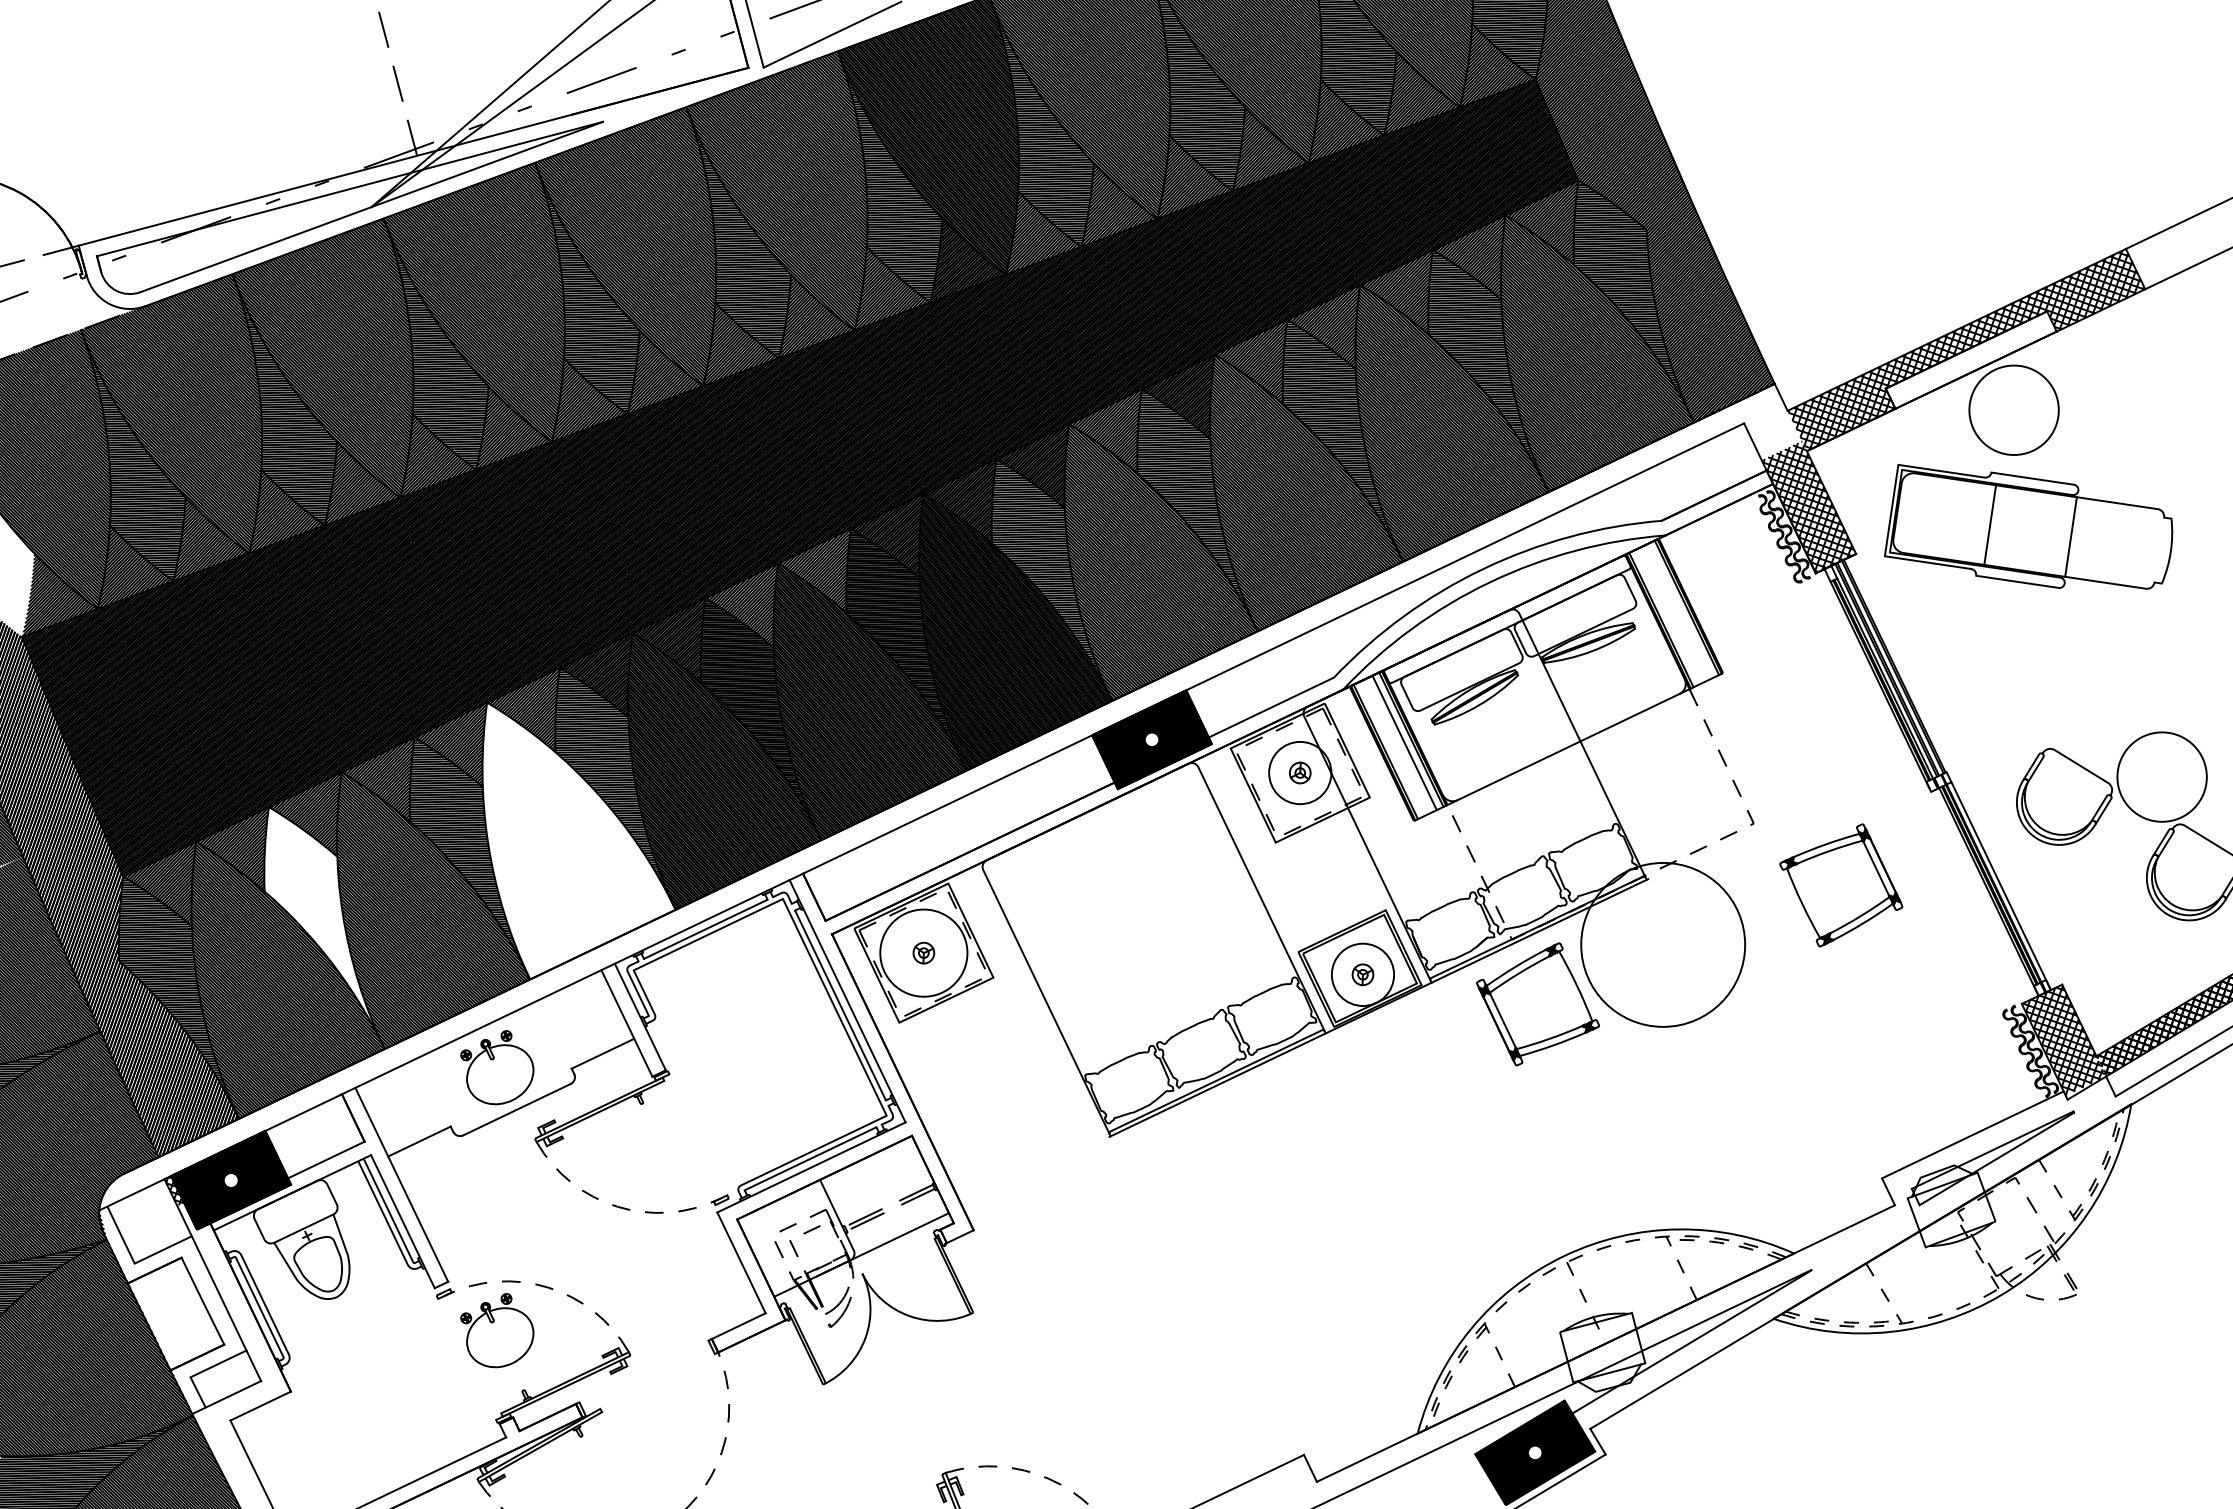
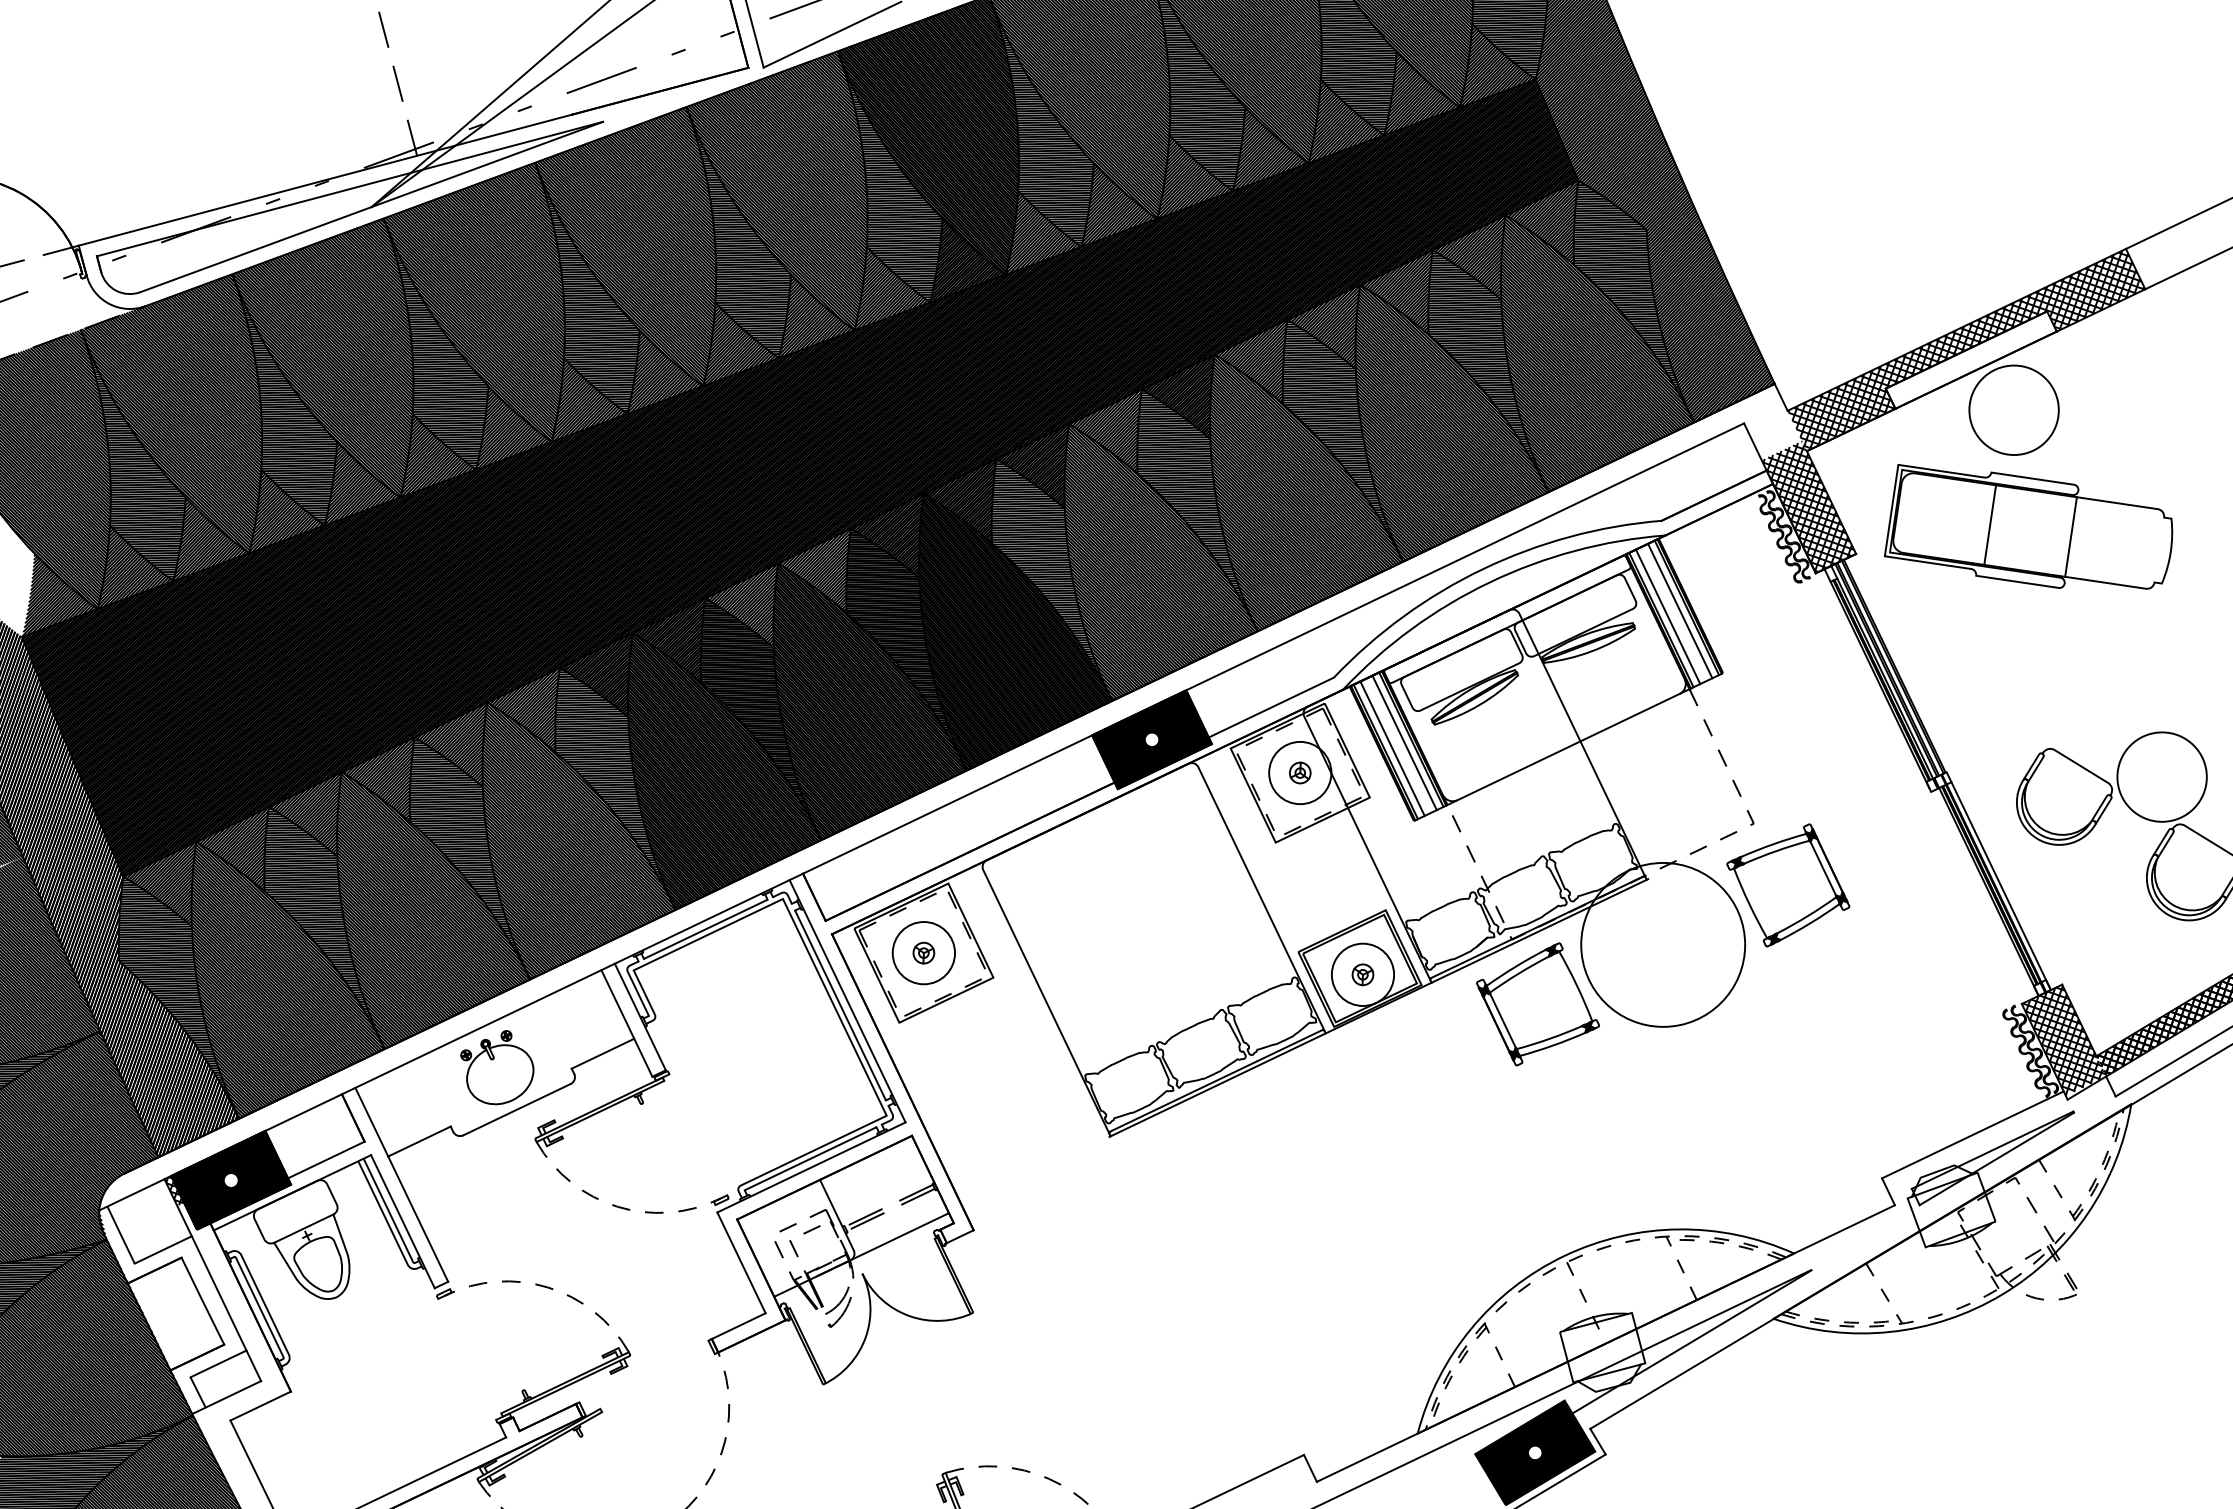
line: none -> present (1680, 610)
line: none -> present (1667, 616)
line: none -> present (1392, 748)
hatch: none -> present (578, 841)
part position: (1841, 885) -> (1788, 885) (1788, 885)
hatch: none -> present (323, 927)
circle diameter: 87 px -> 62 px (923, 953)
part: present -> none (497, 1330)
